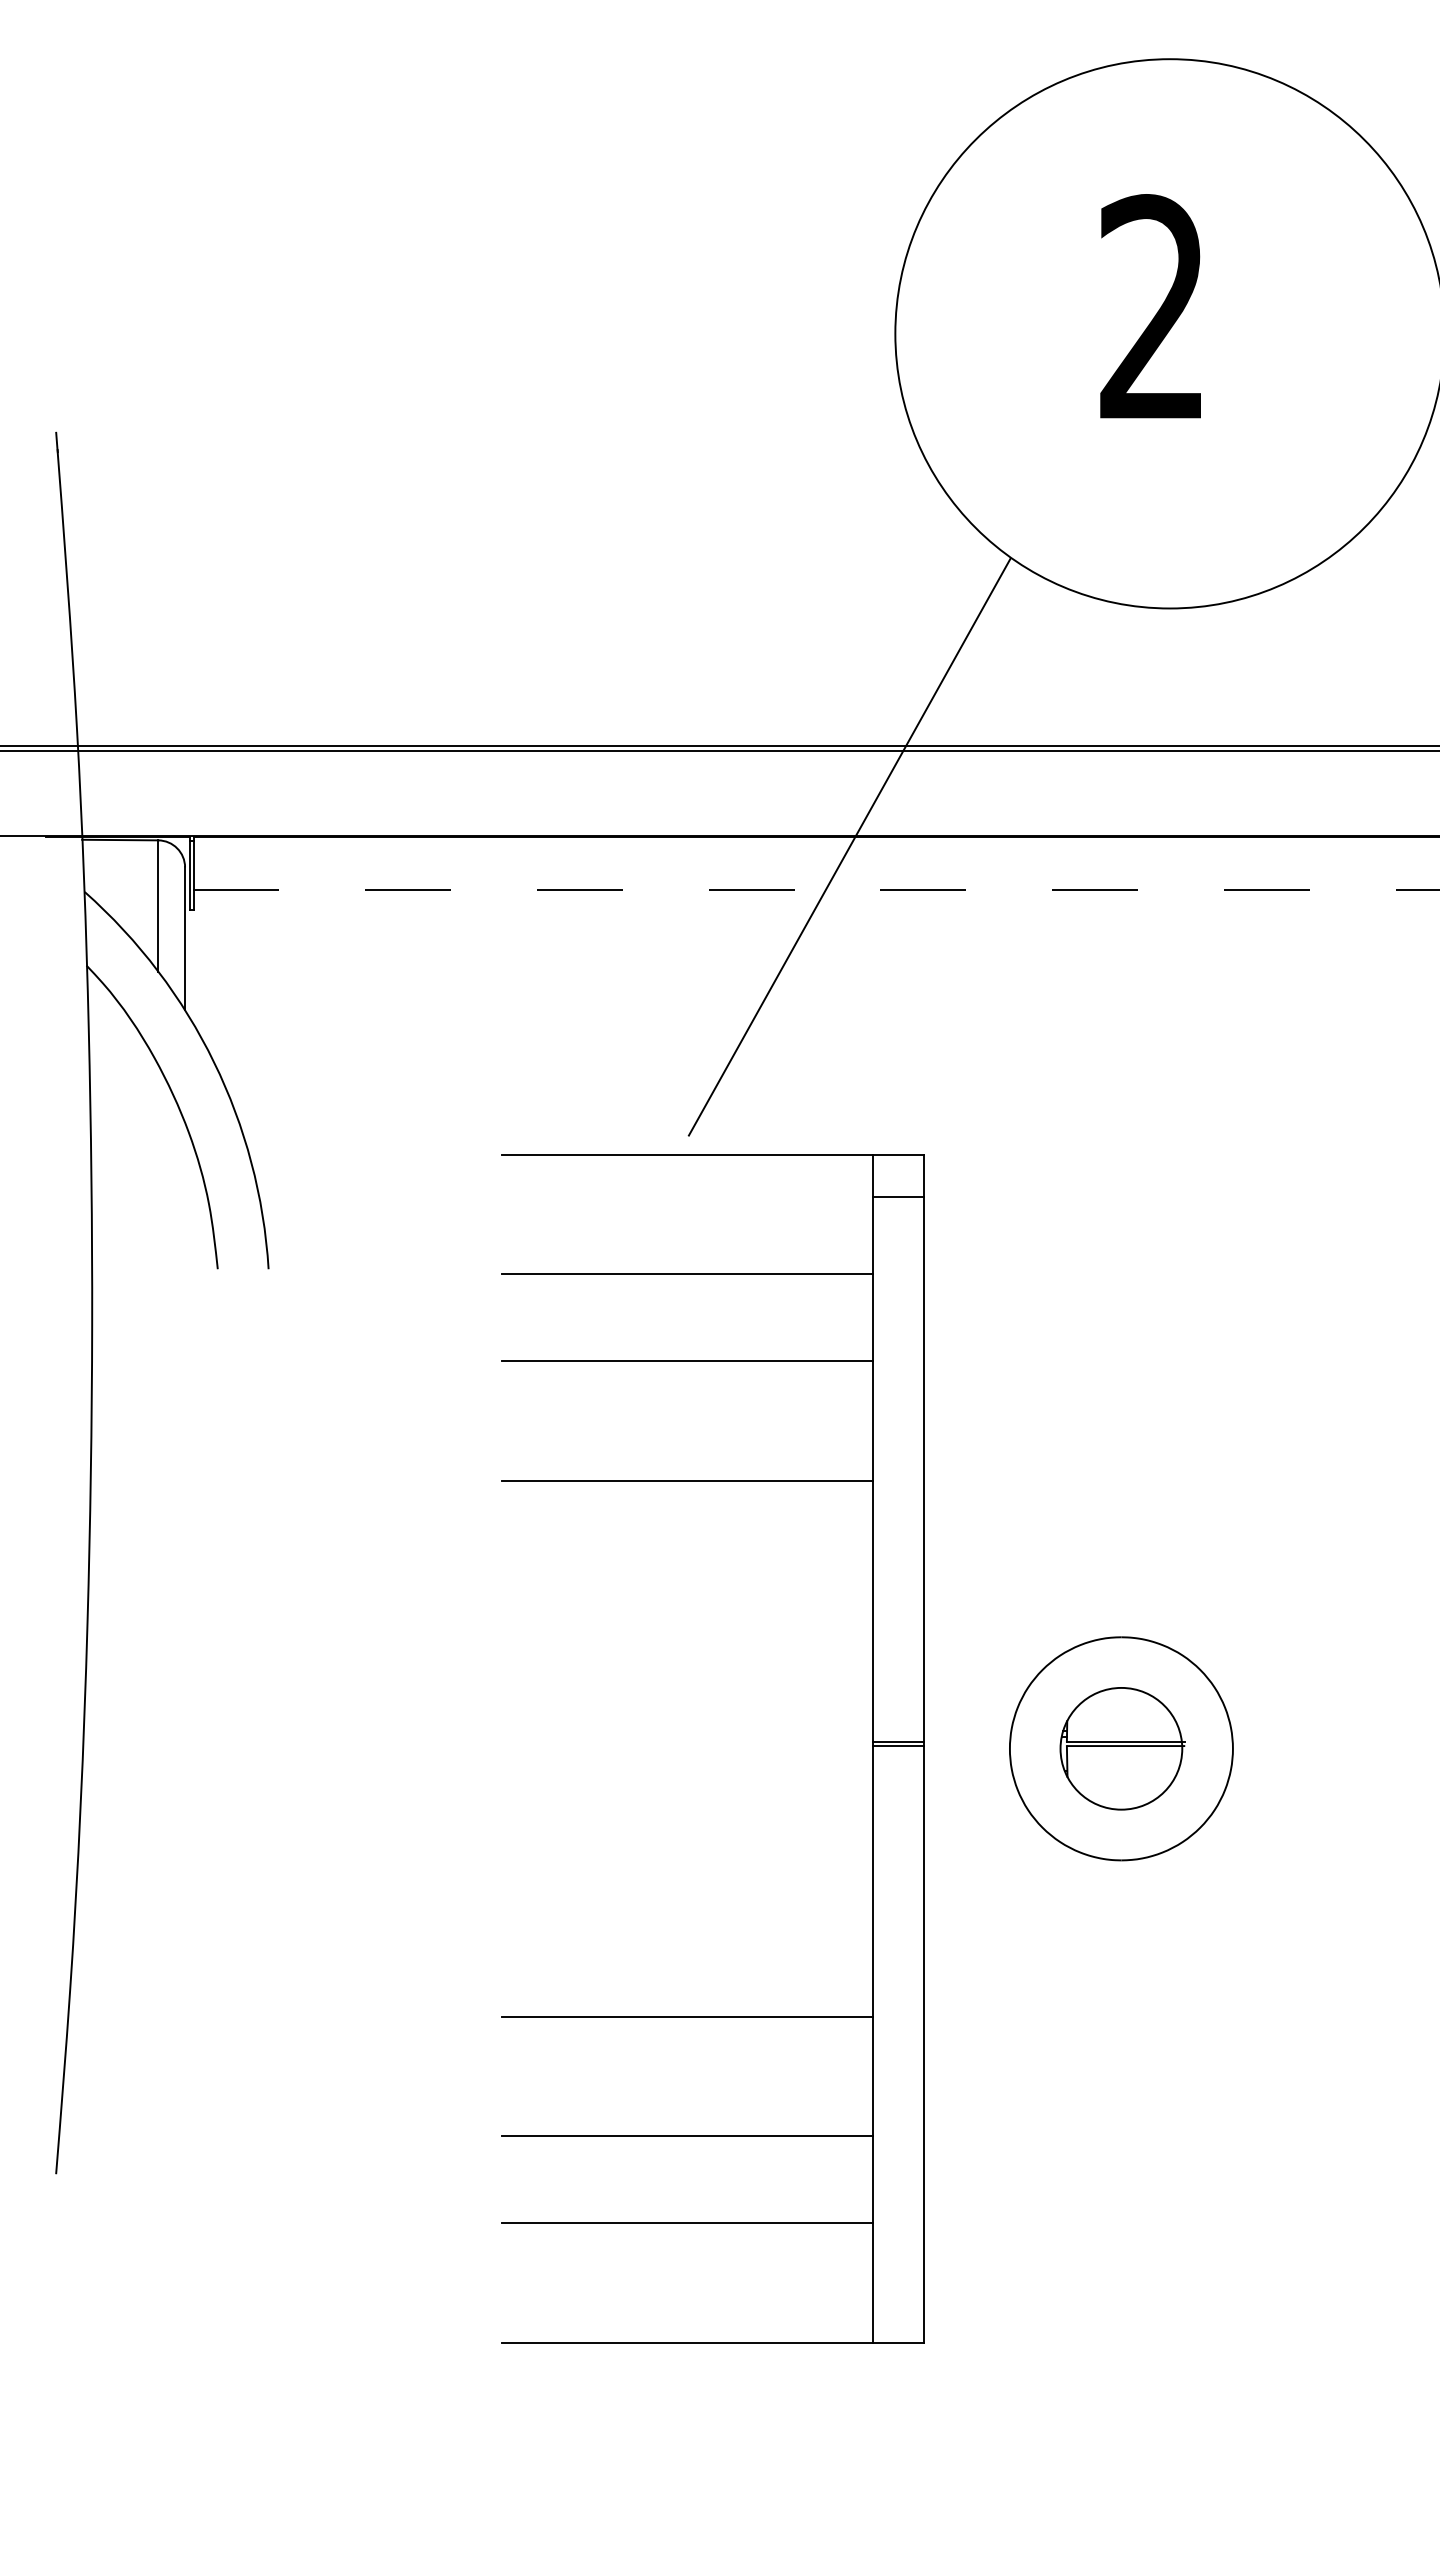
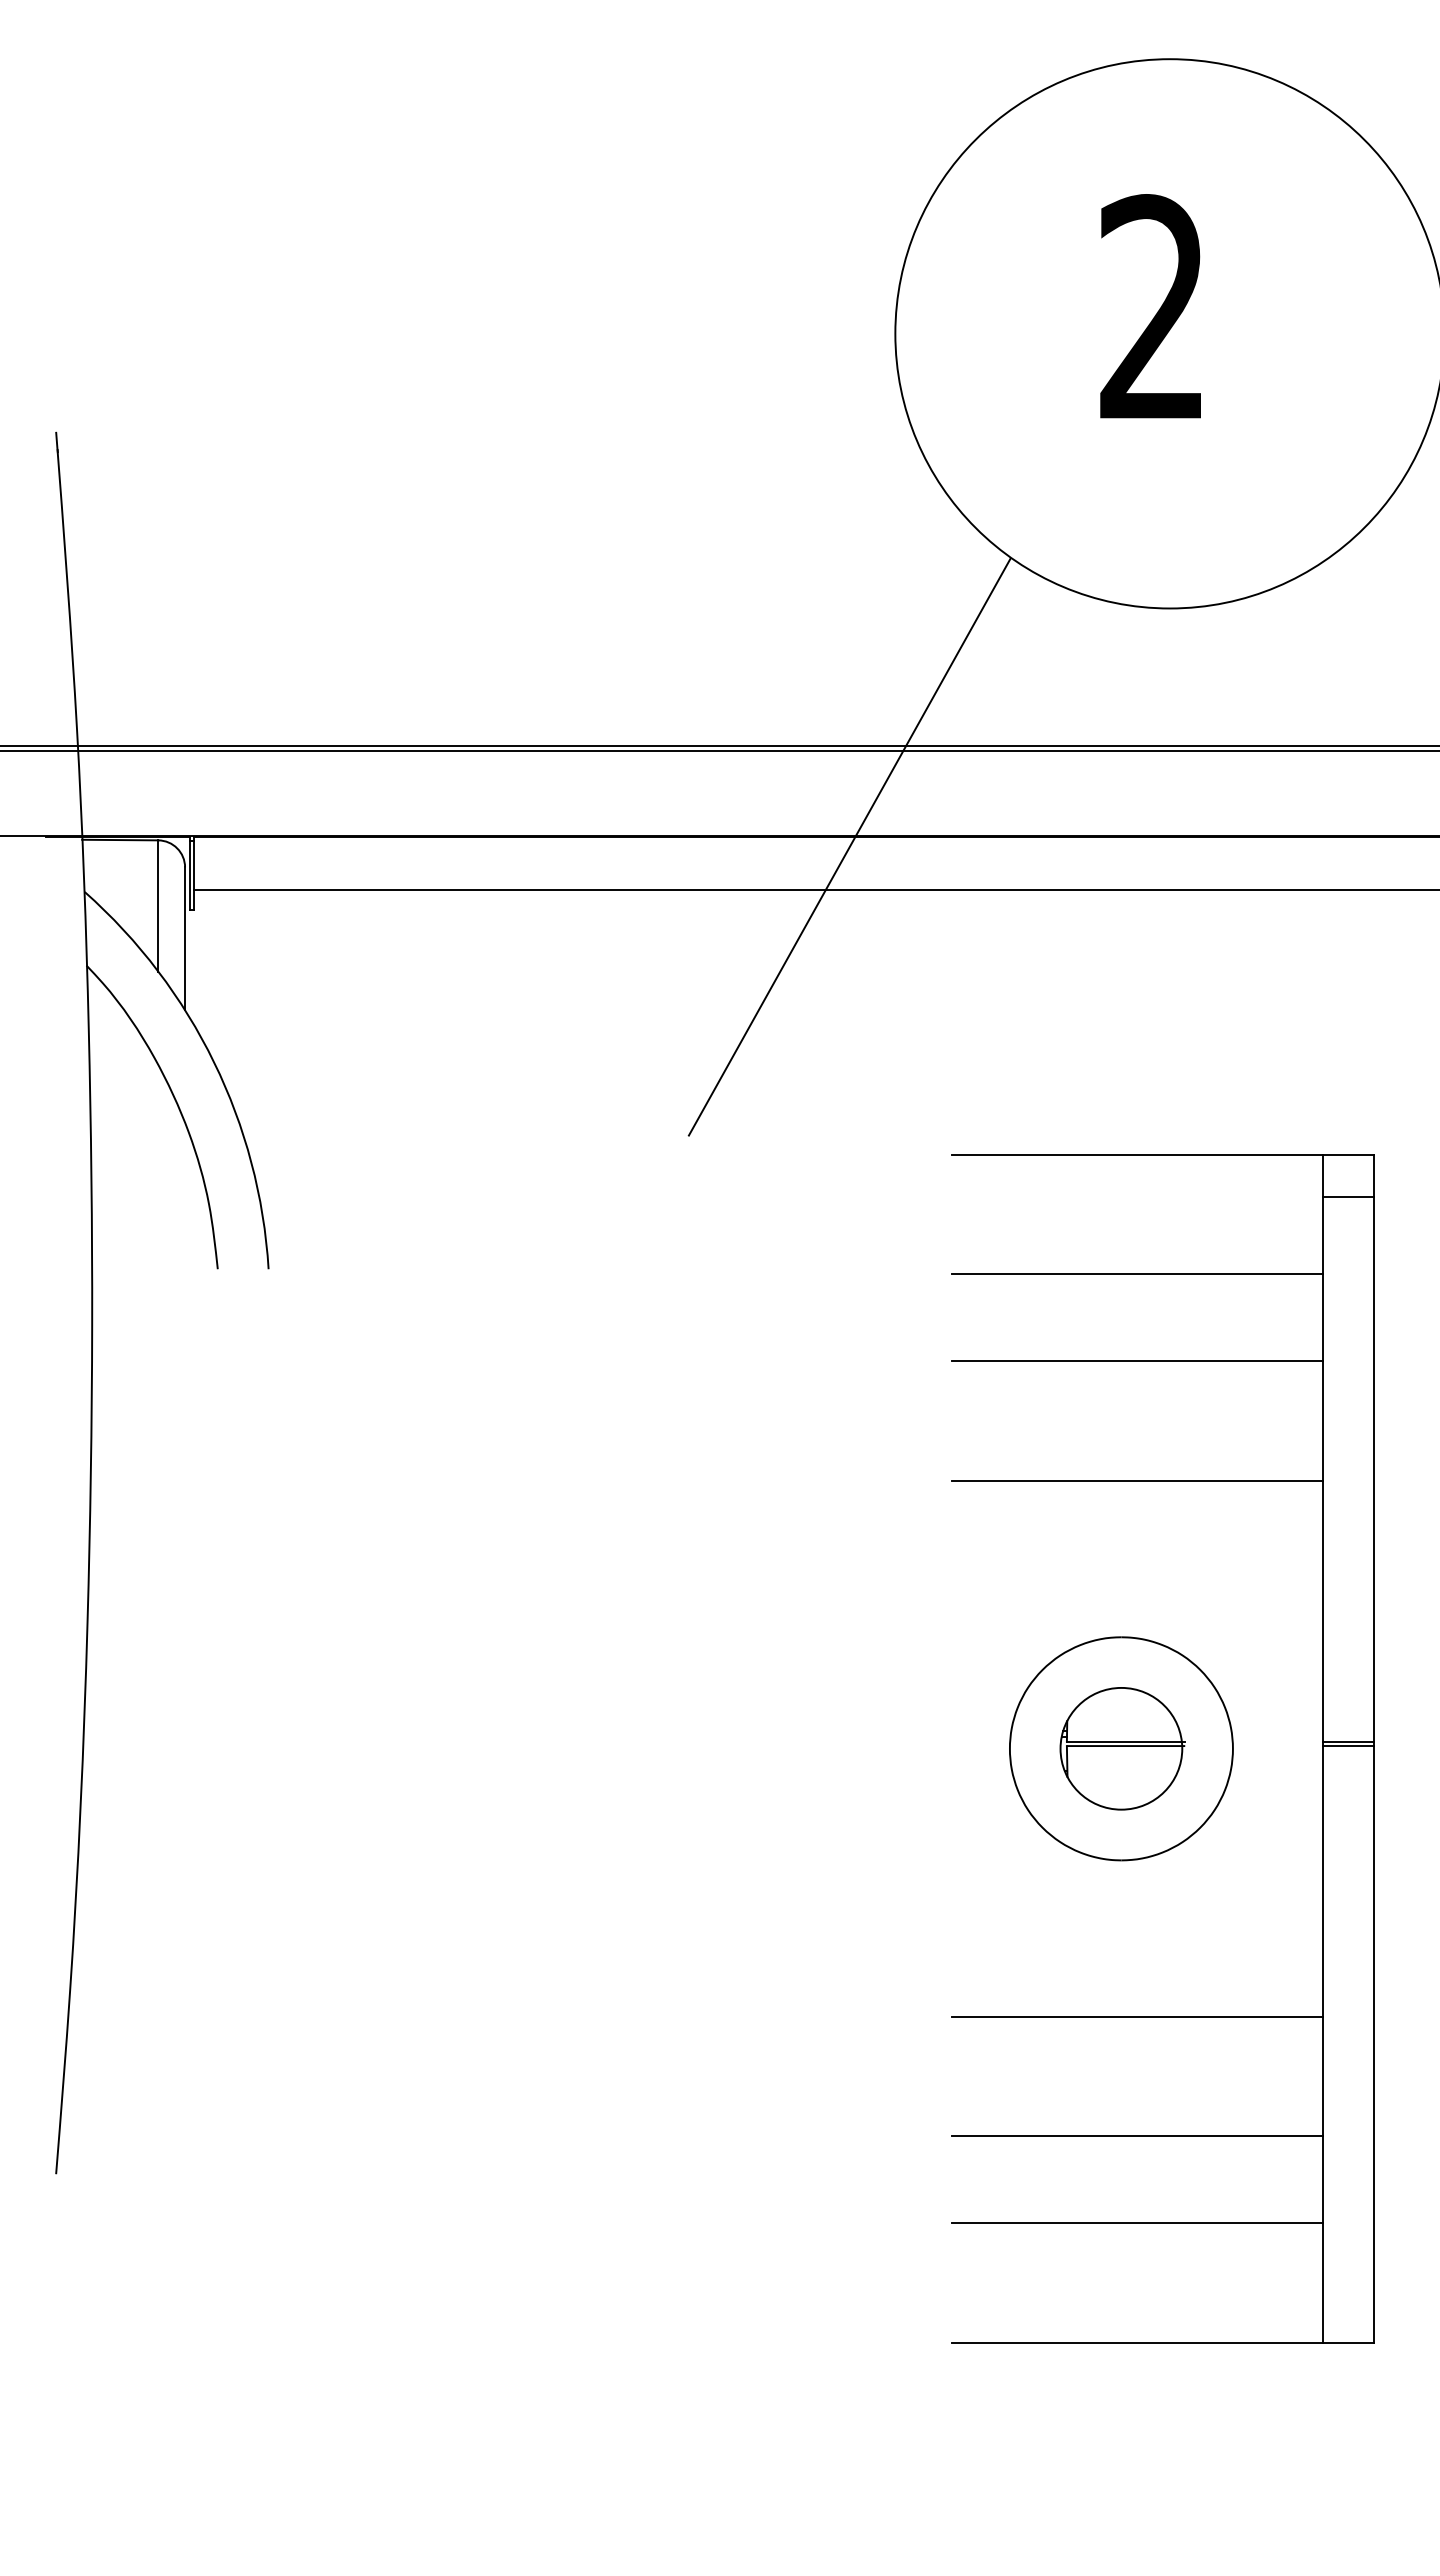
line: dashed -> solid (816, 890)
part position: (872, 1748) -> (1322, 1748) (1322, 1748)
